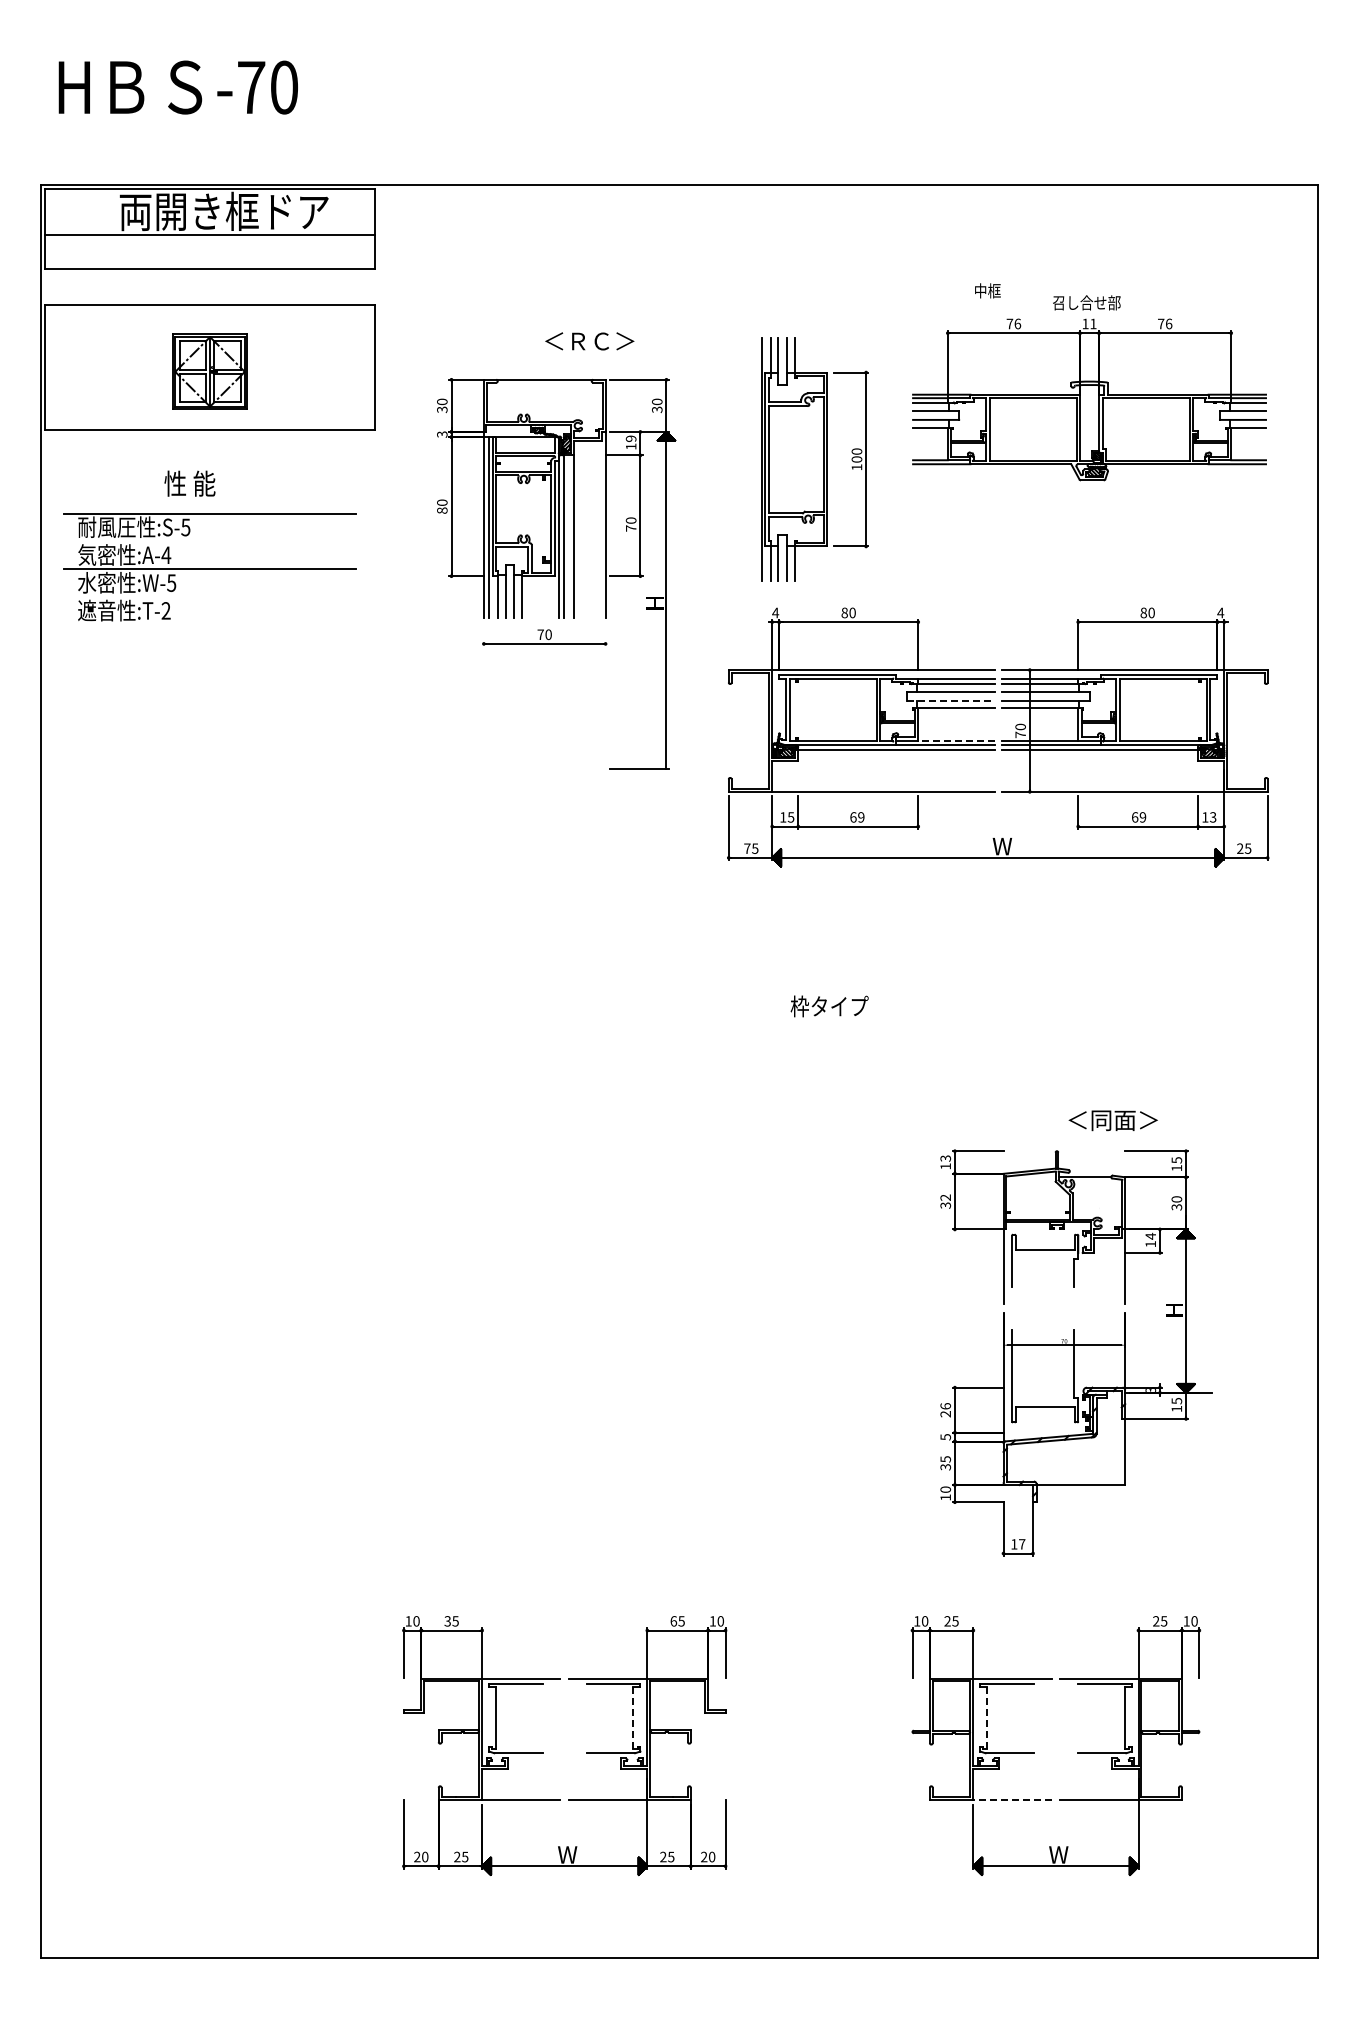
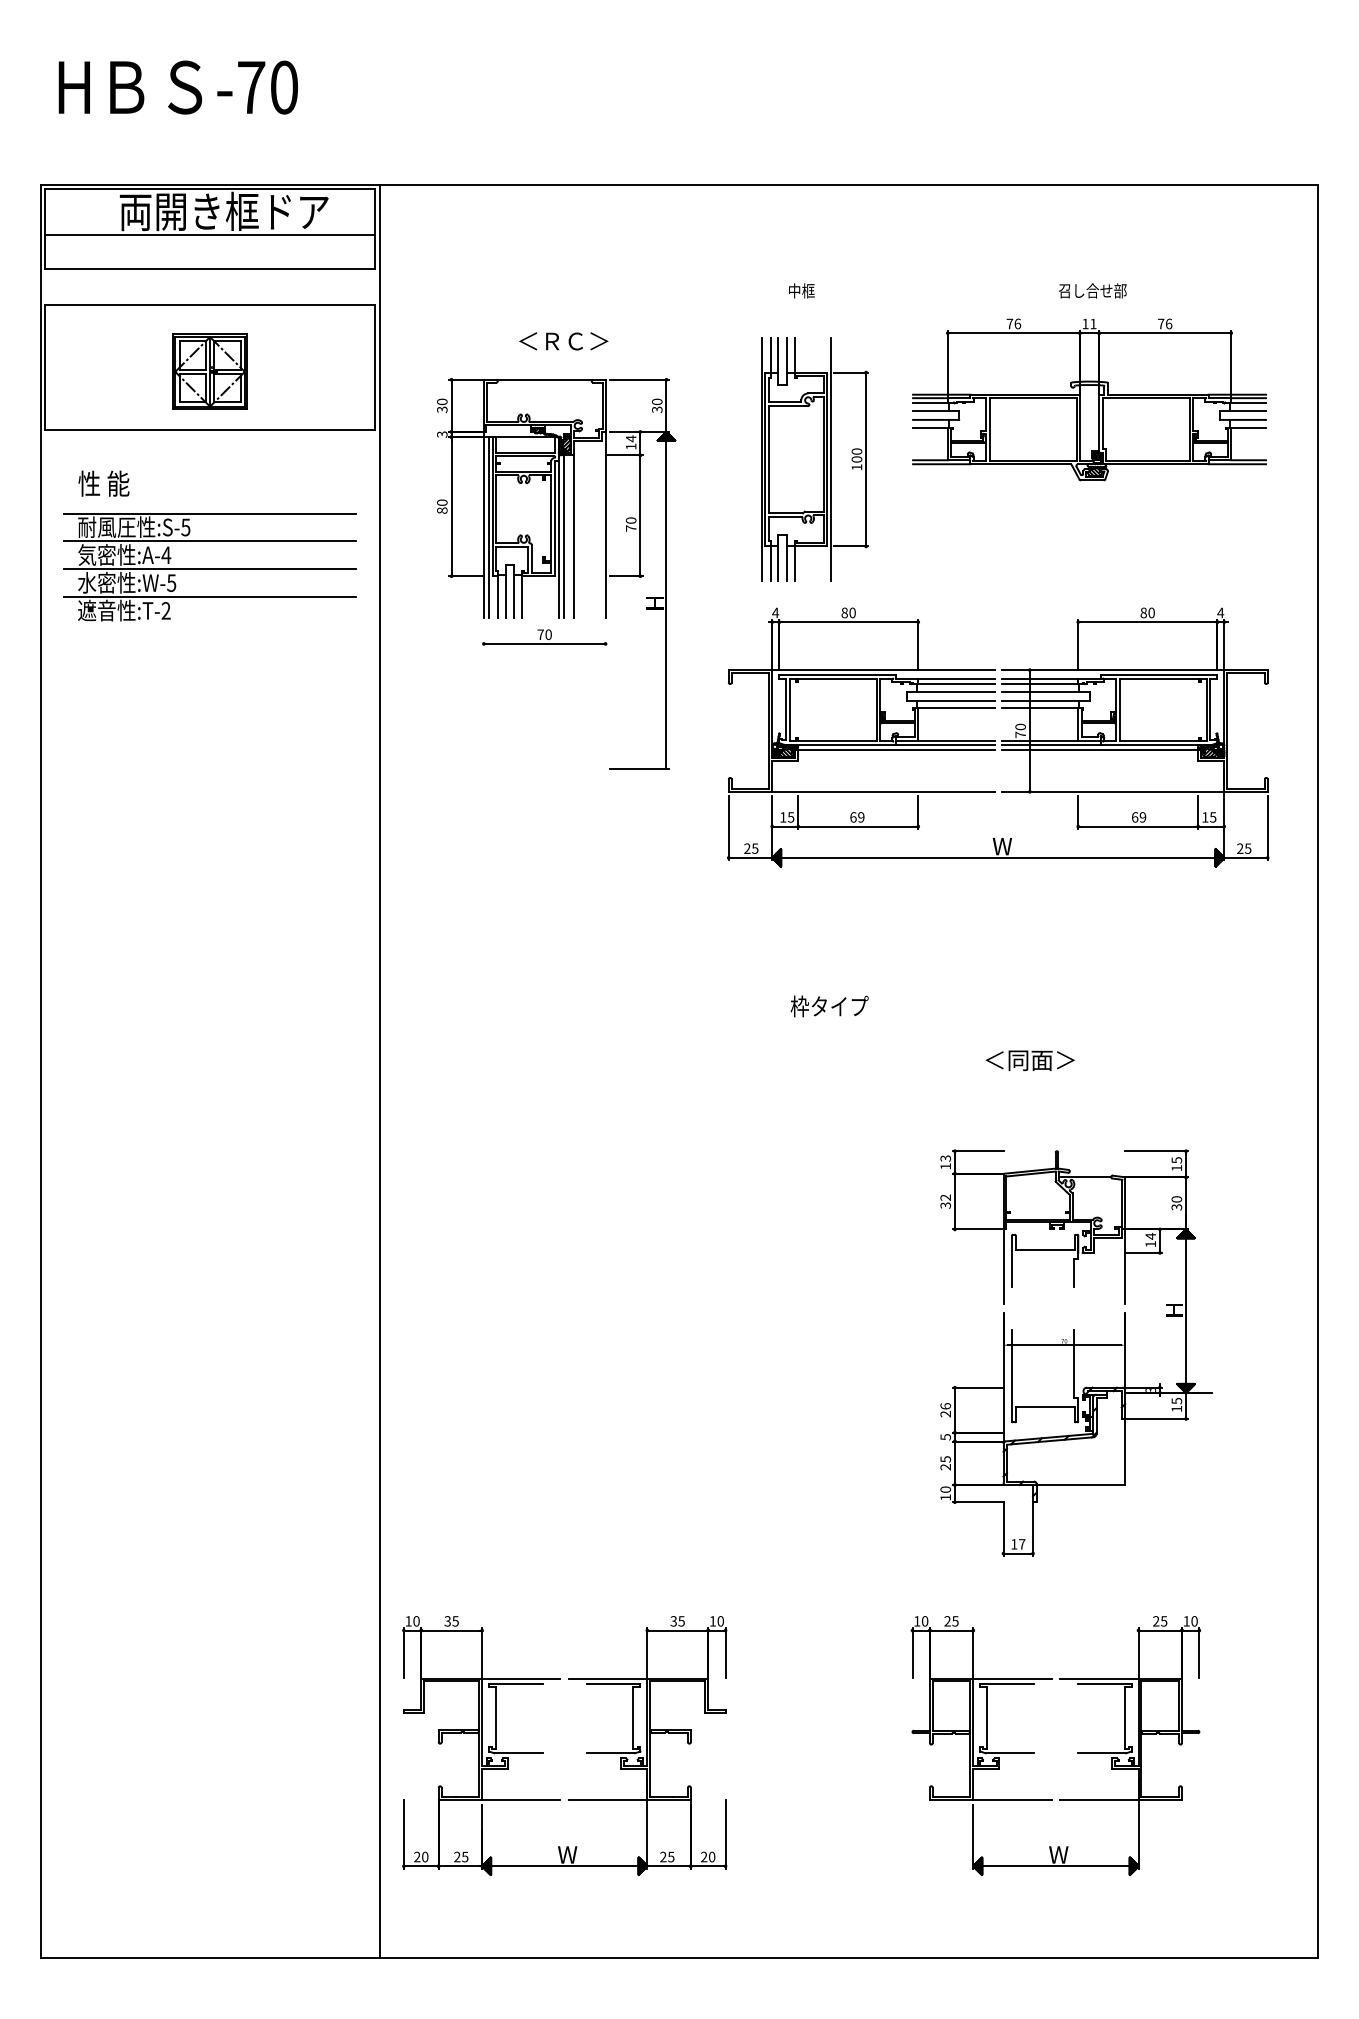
text position: (987, 290) -> (801, 290) (801, 290)
text position: (1086, 302) -> (1092, 290) (1092, 290)
text position: (589, 341) -> (563, 341) (563, 341)
text: 19 -> 14 (630, 438)
line: none -> present (831, 459)
text position: (189, 483) -> (103, 483) (103, 483)
line: none -> present (209, 541)
line: none -> present (209, 597)
line: dashed -> solid (950, 700)
line: dashed -> solid (956, 740)
text: 13 -> 15 (1213, 816)
text: 75 -> 25 (747, 848)
line: none -> present (379, 1071)
text position: (1112, 1120) -> (1029, 1060) (1029, 1060)
text: 35 -> 25 (946, 1467)
text: 65 -> 35 (673, 1621)
line: dashed -> solid (633, 1717)
line: dashed -> solid (987, 1717)
line: dashed -> solid (1011, 1800)
